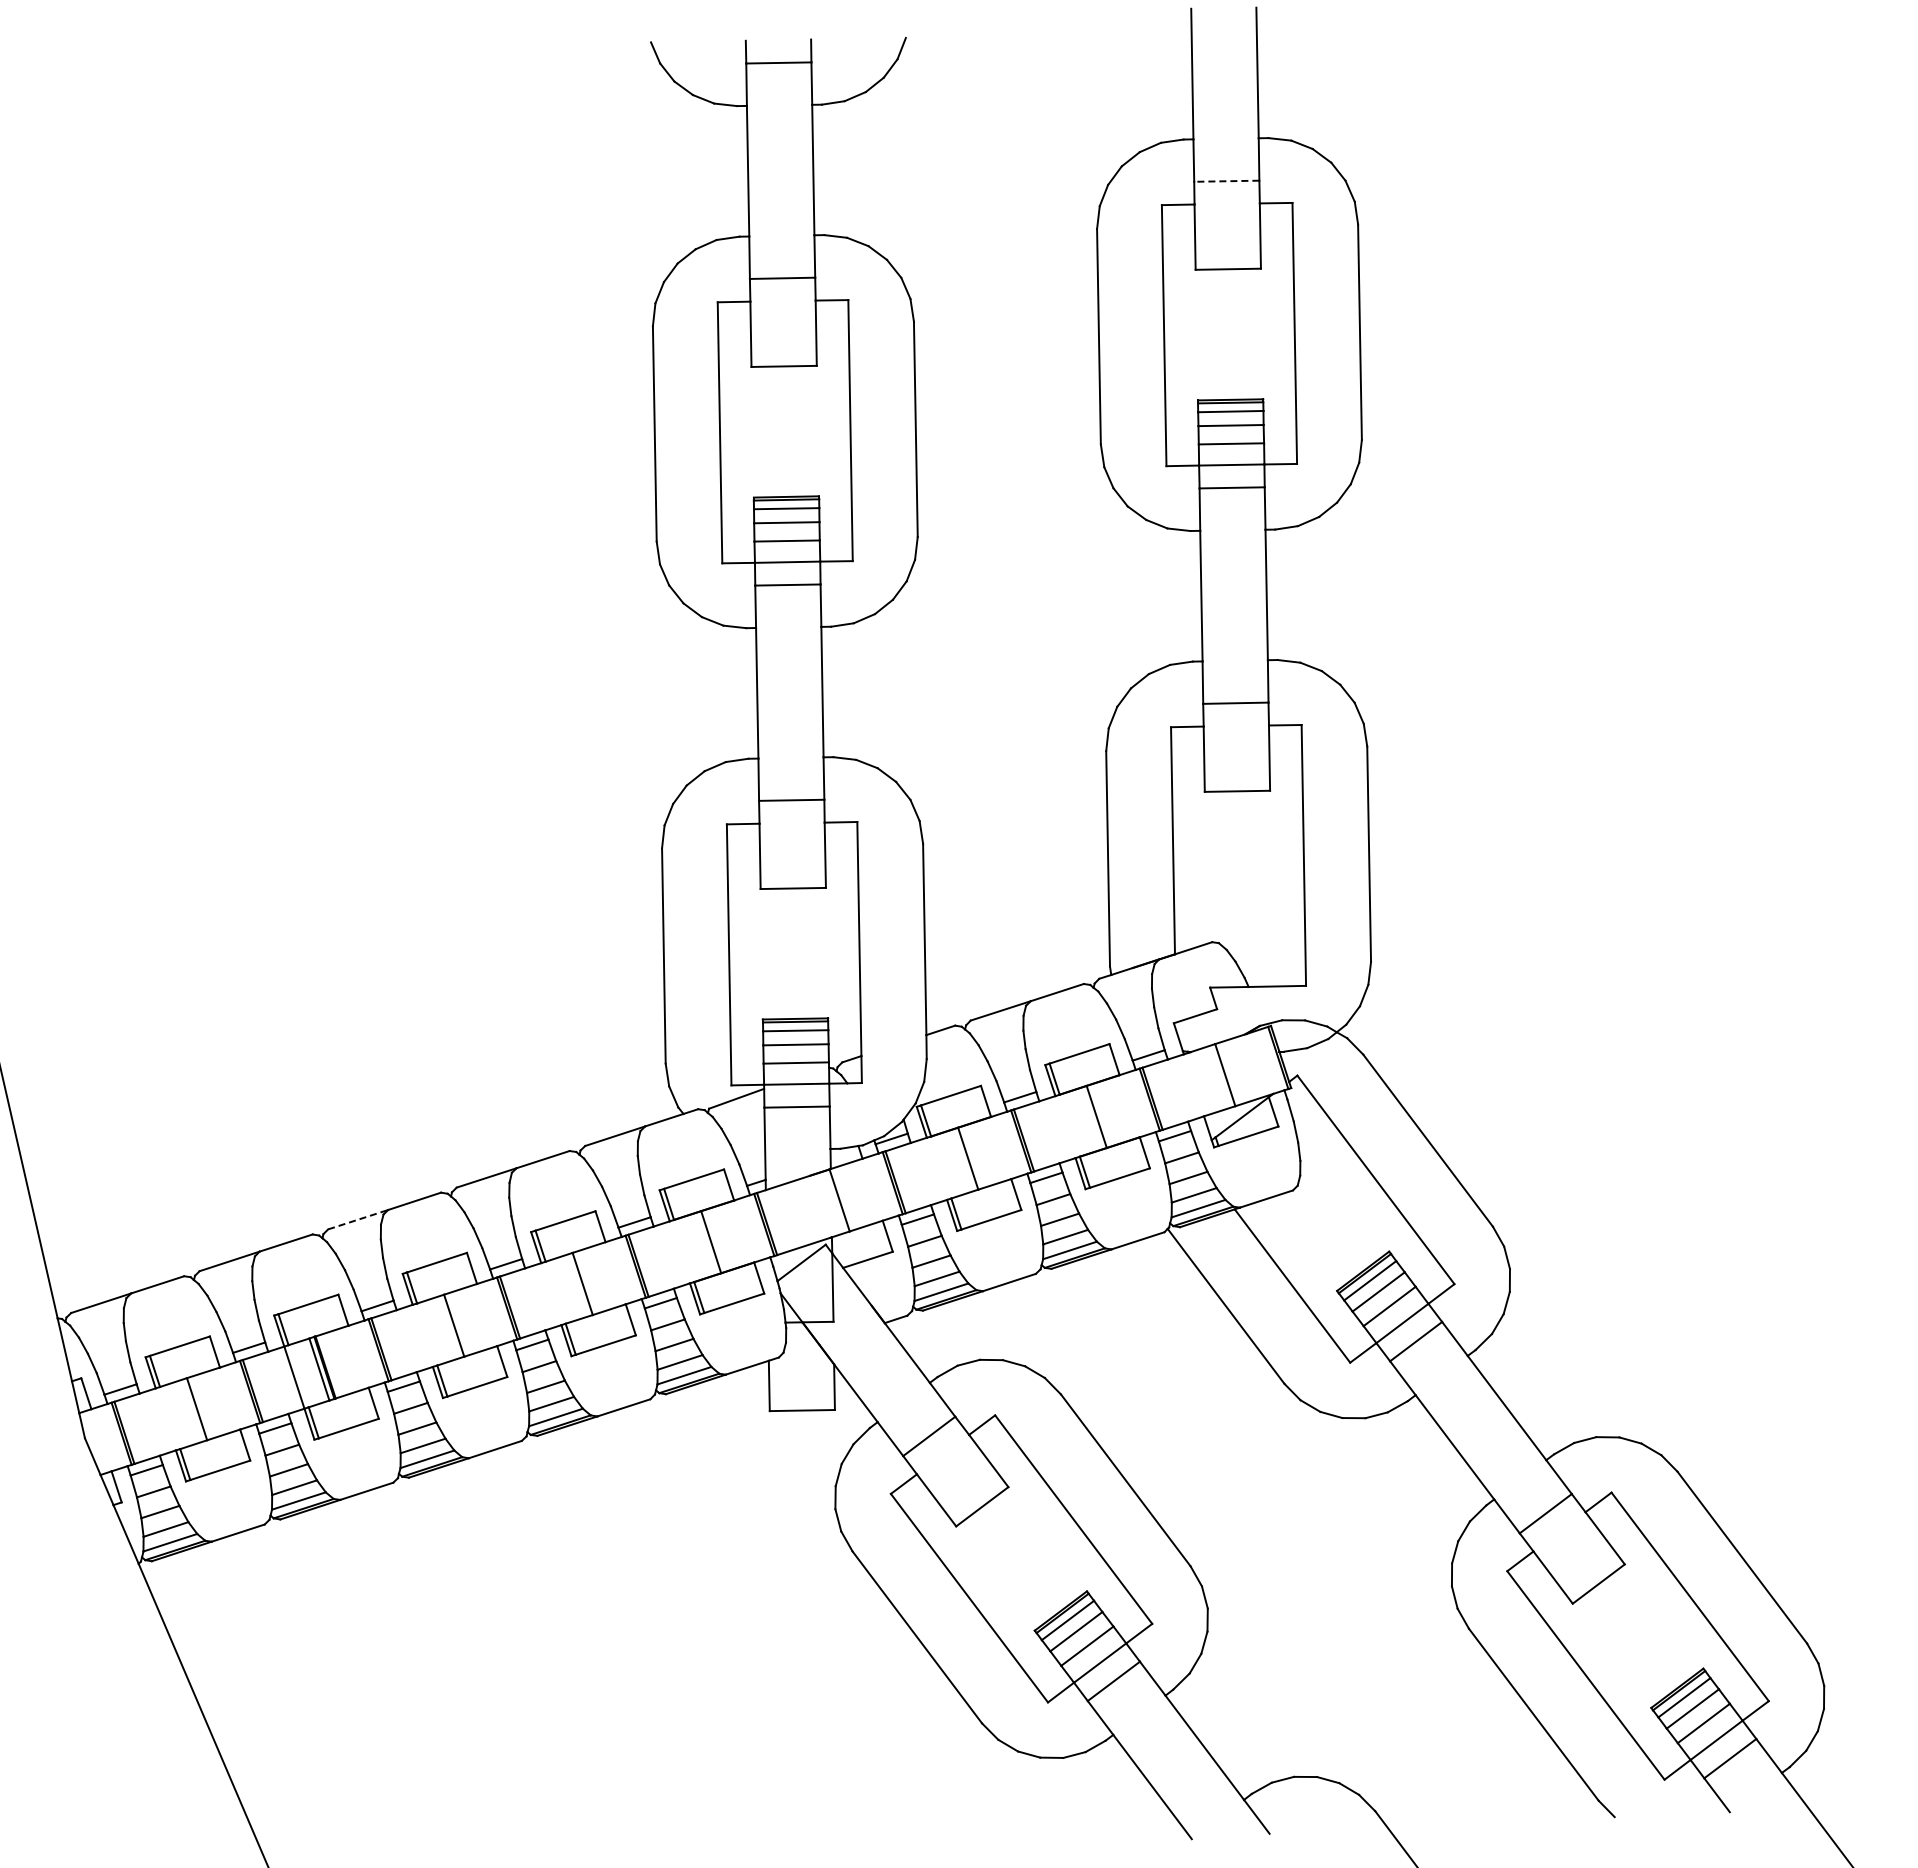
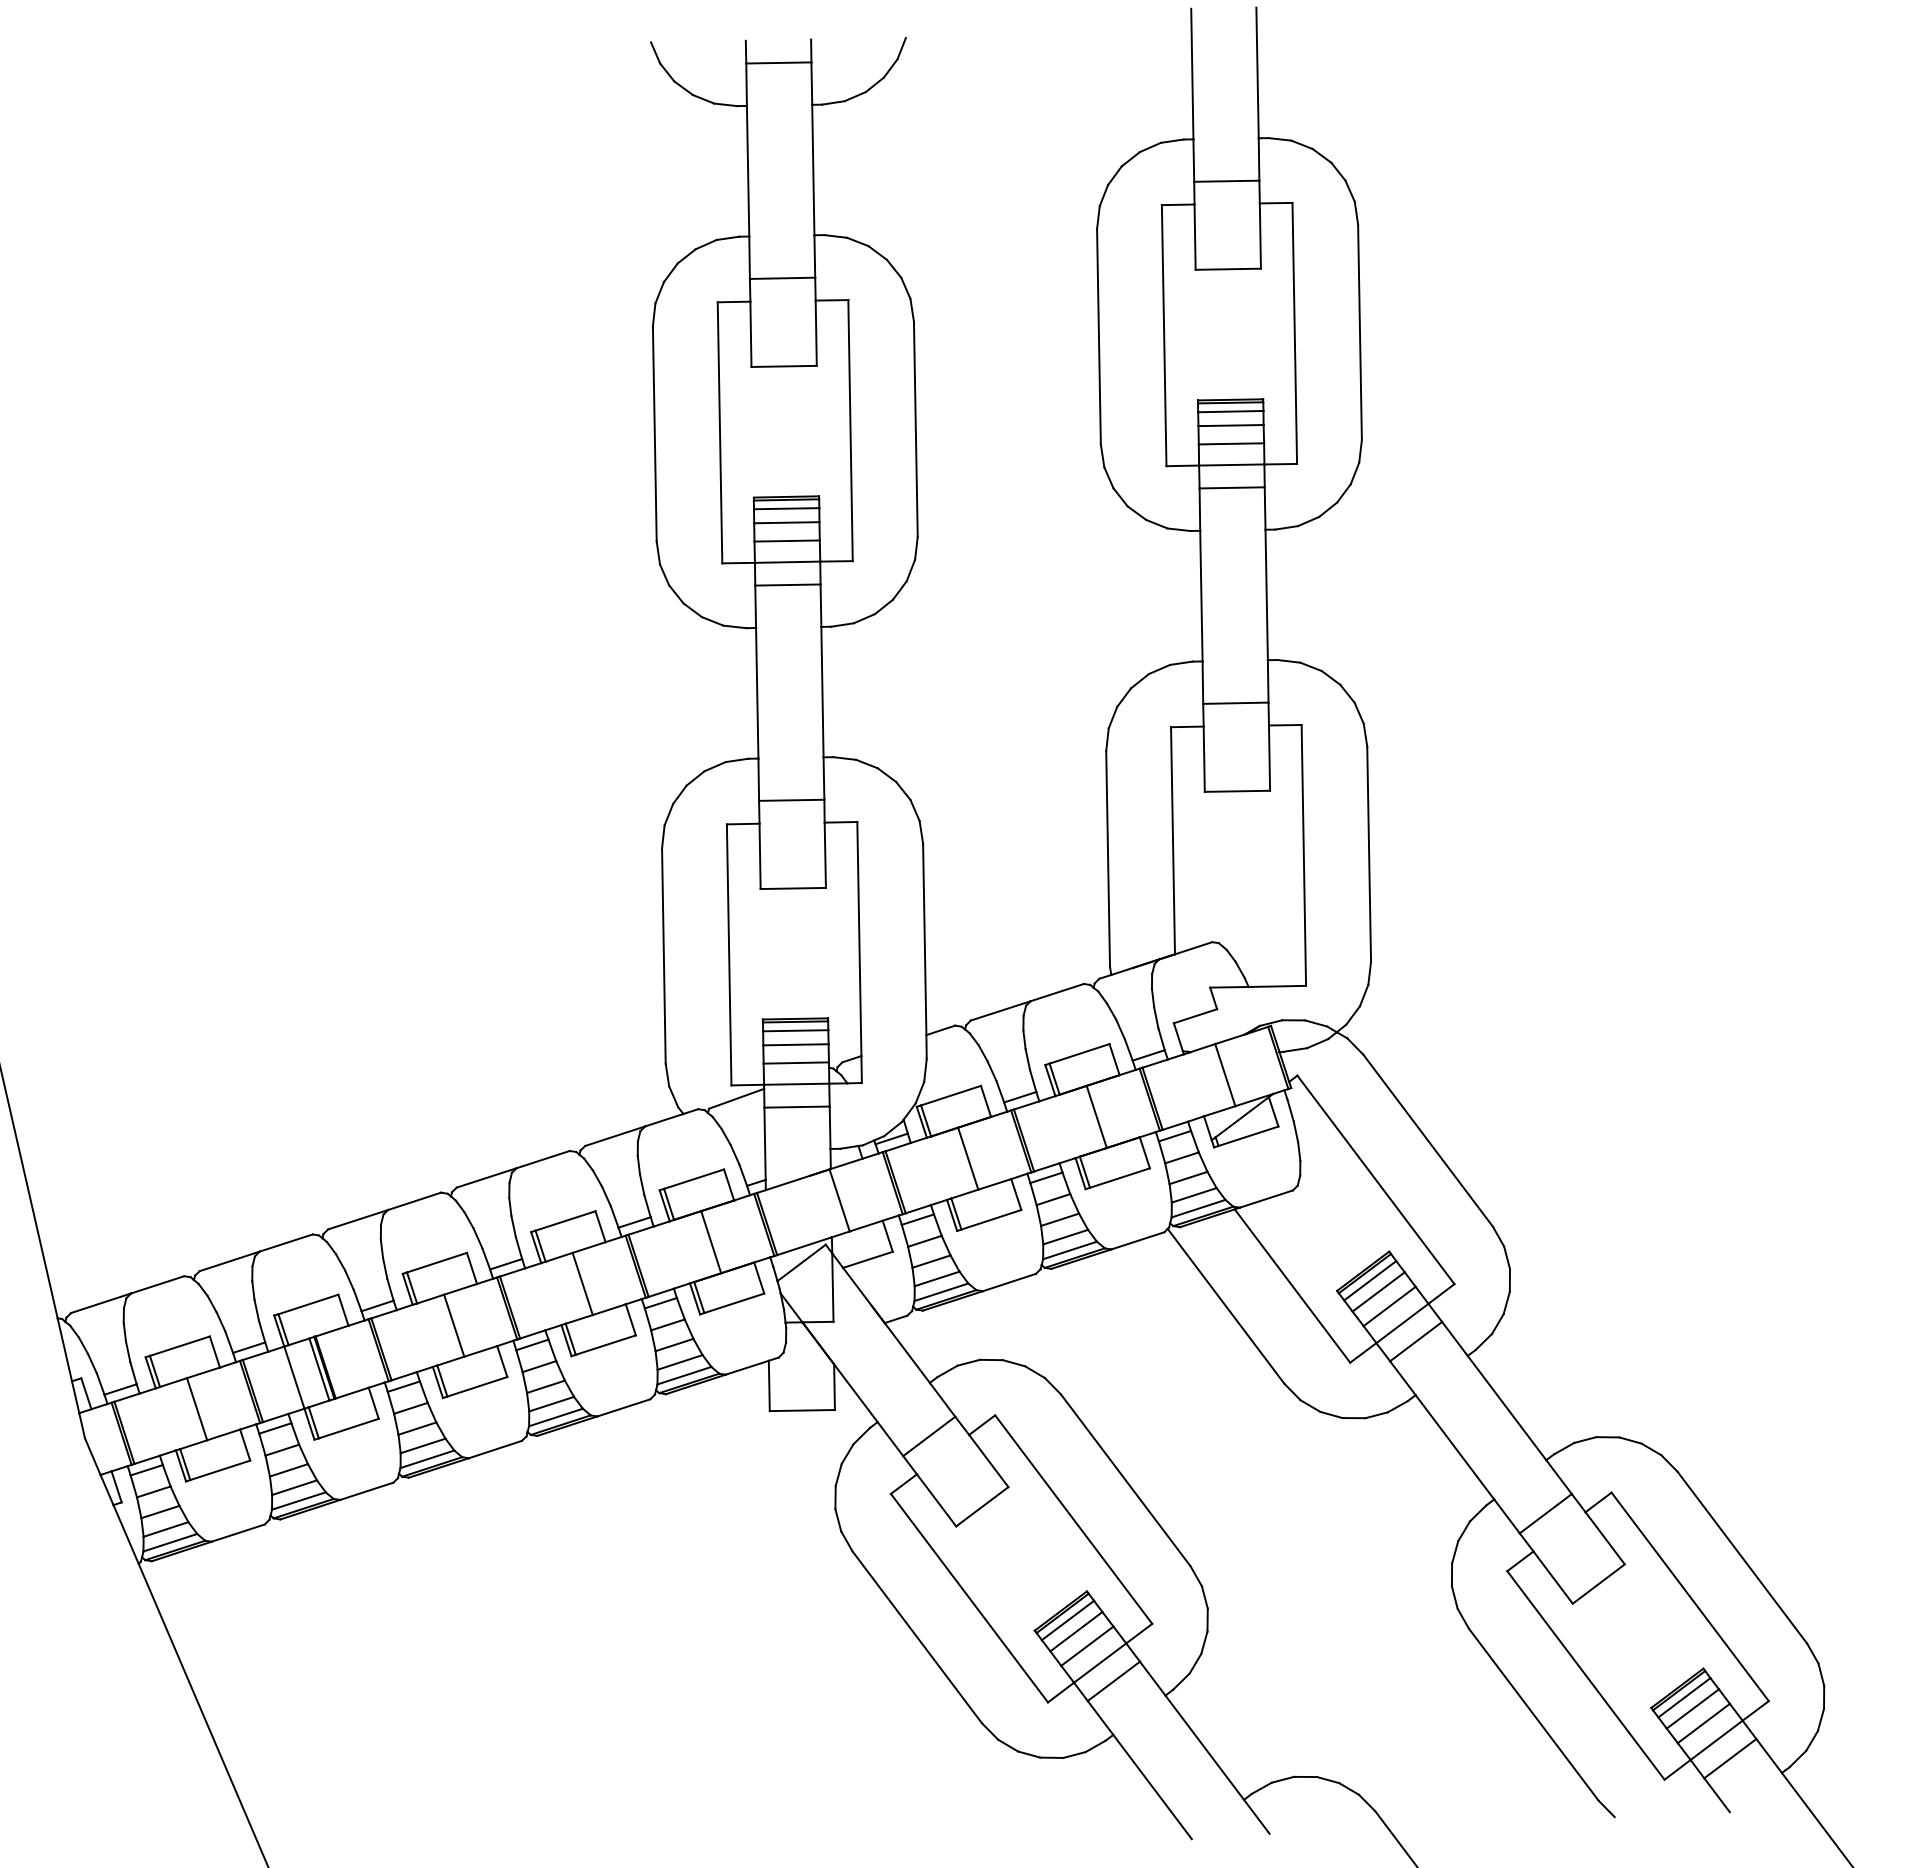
line: dashed -> solid (1226, 181)
line: dashed -> solid (358, 1219)
